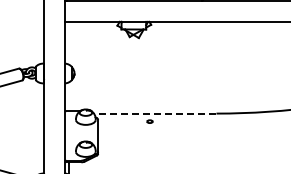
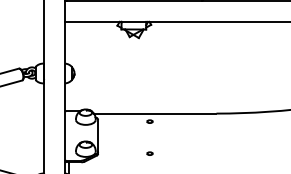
line: dashed -> solid (154, 113)
part: none -> present (149, 153)
